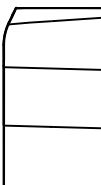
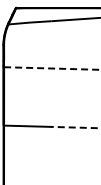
line: solid -> dashed (53, 68)
line: solid -> dashed (75, 127)
